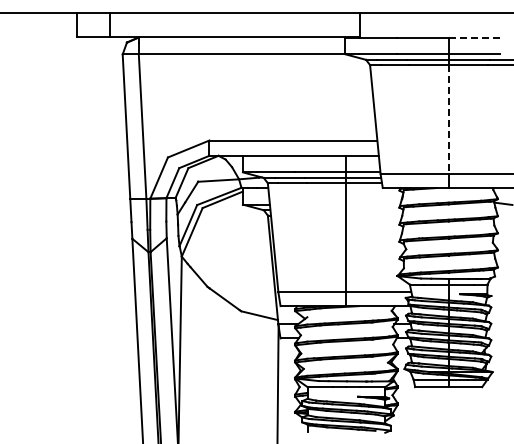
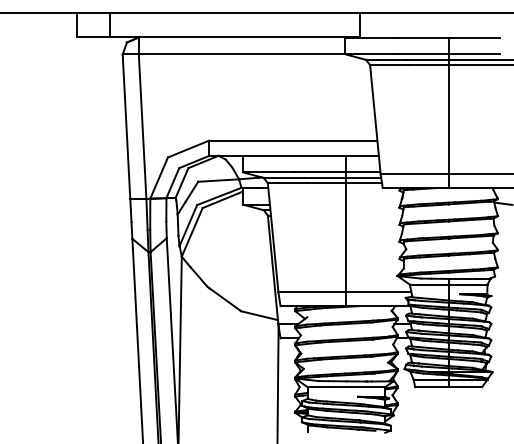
line: dashed -> solid (474, 37)
line: dashed -> solid (448, 120)
